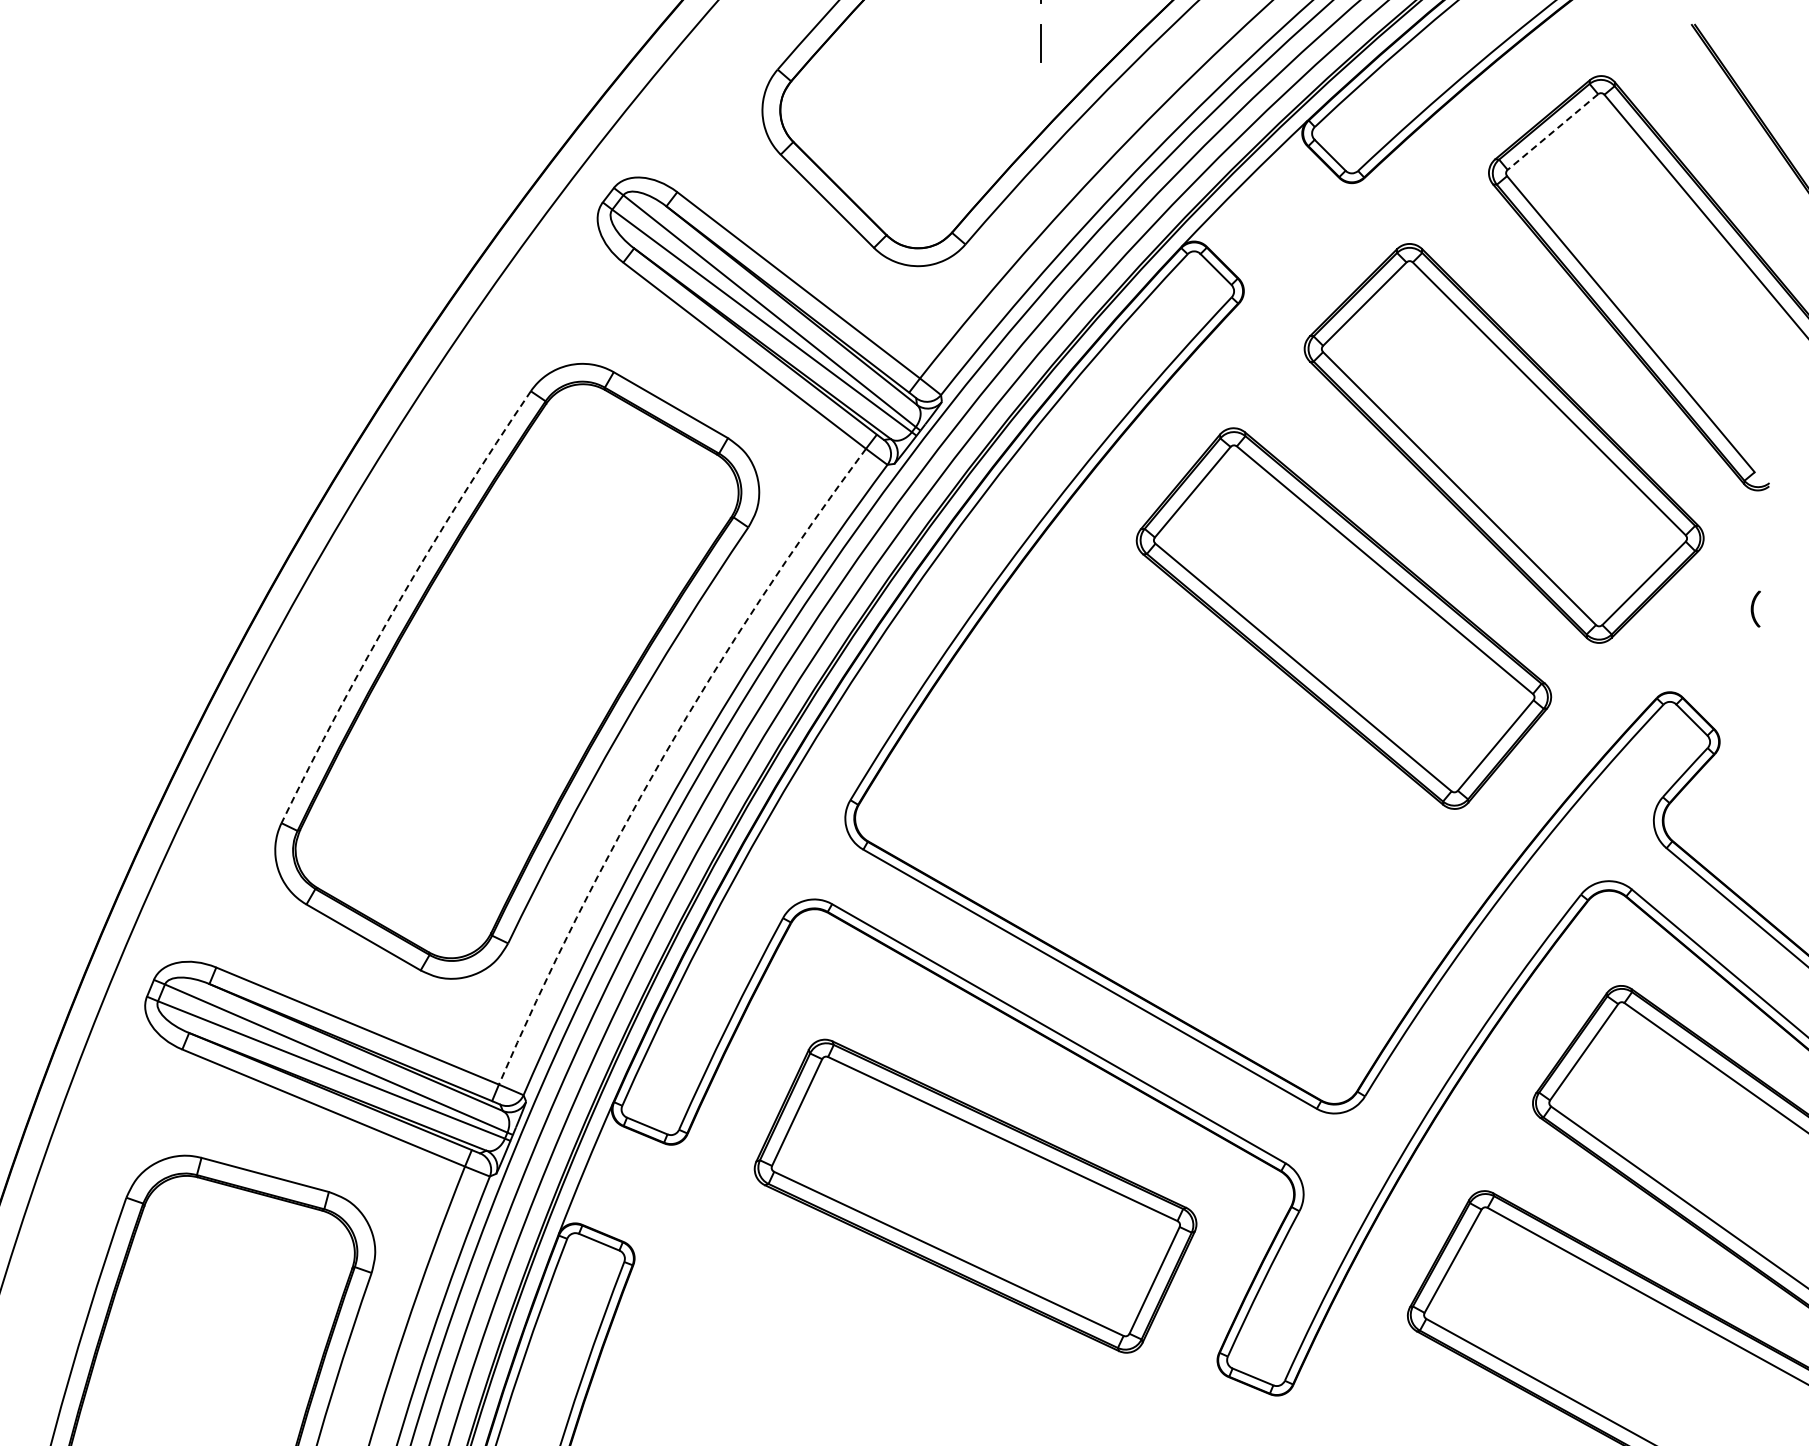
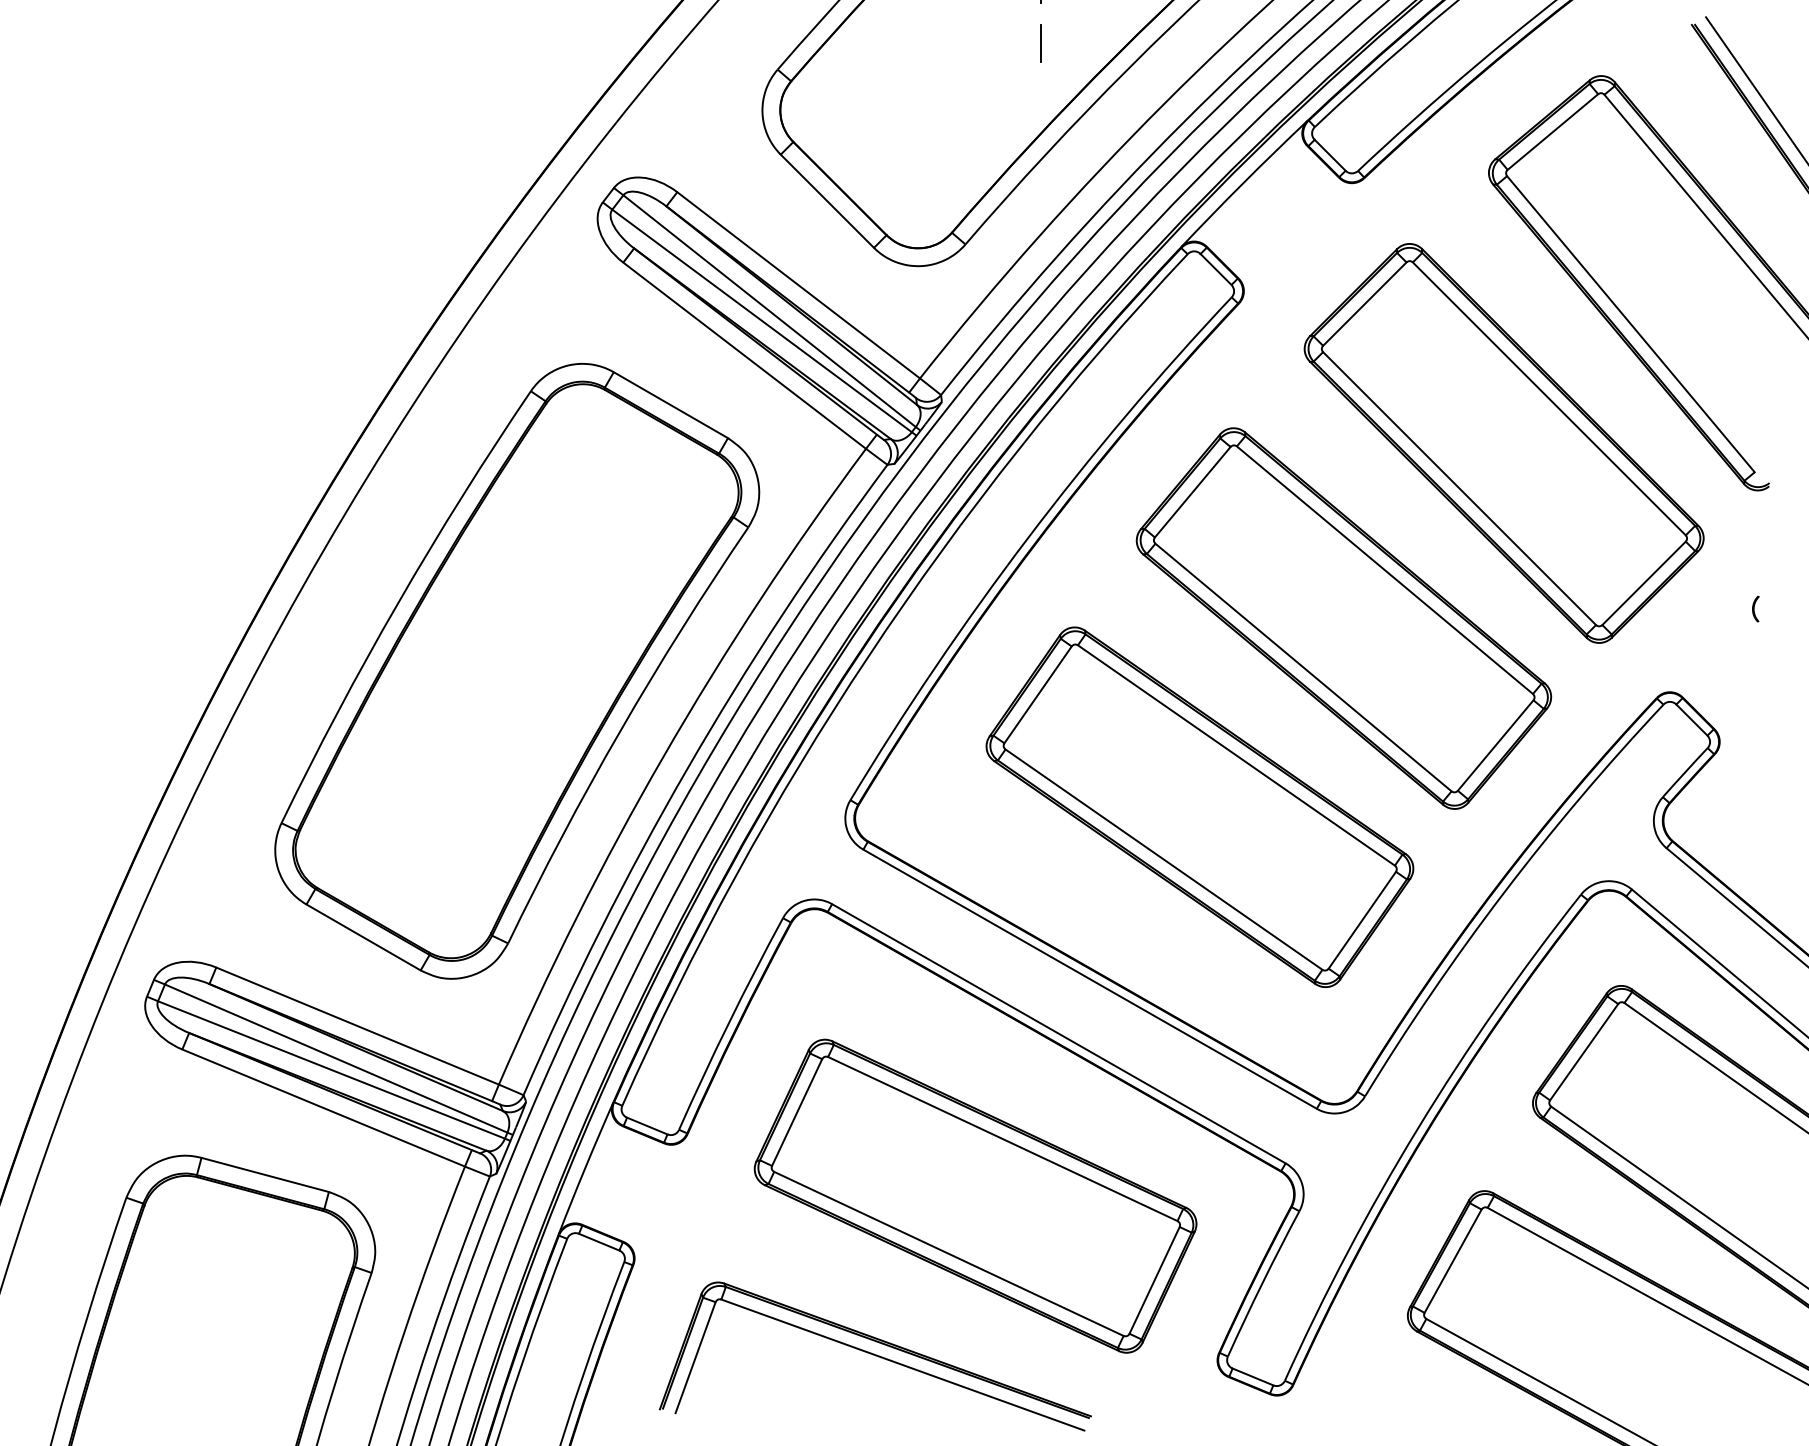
line: none -> present (1755, 88)
line: dashed -> solid (1552, 132)
arc: dashed -> solid (398, 602)
part size: 11x38 px -> 8x28 px (1755, 608)
arc: dashed -> solid (663, 756)
part: none -> present (1199, 806)
part: none -> present (874, 1356)
